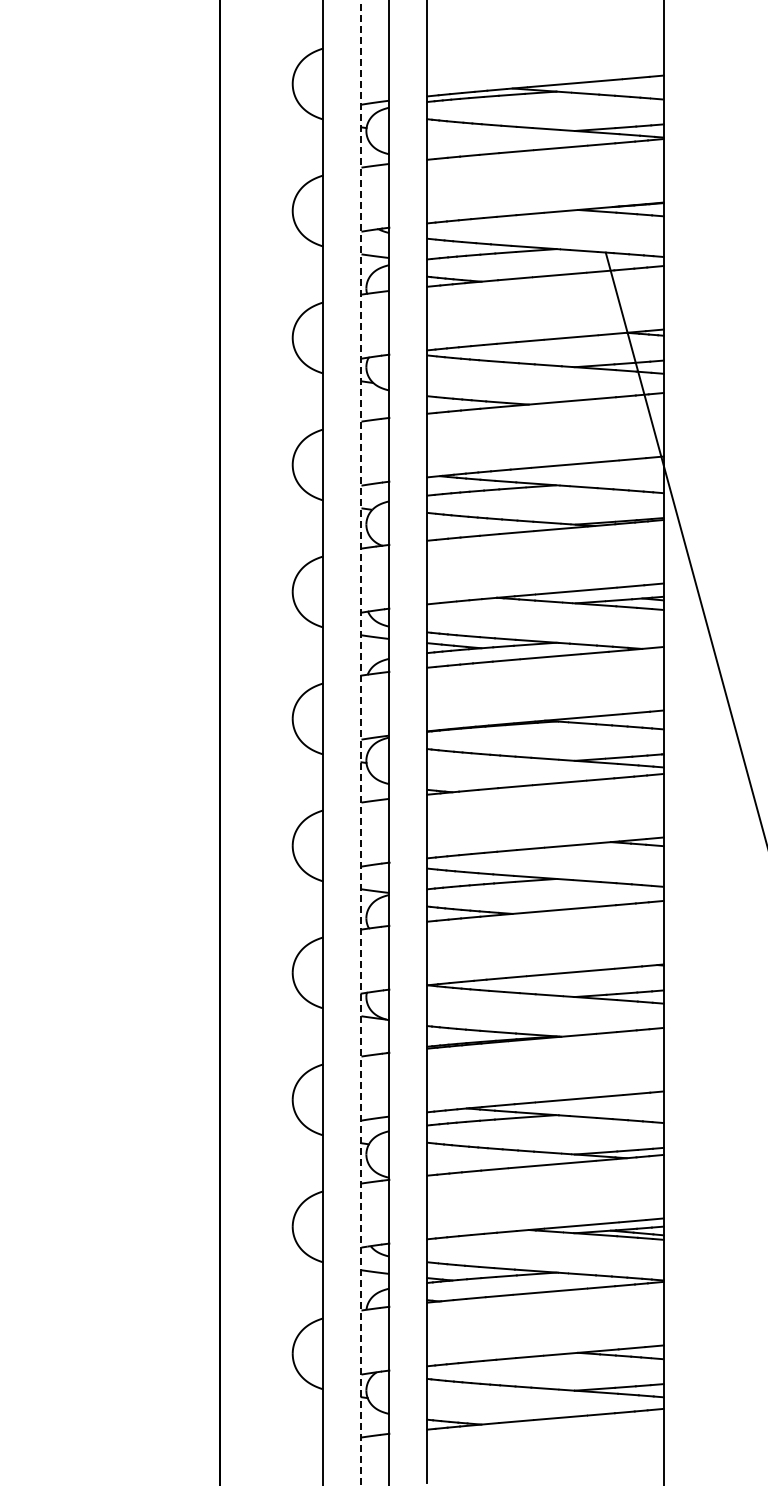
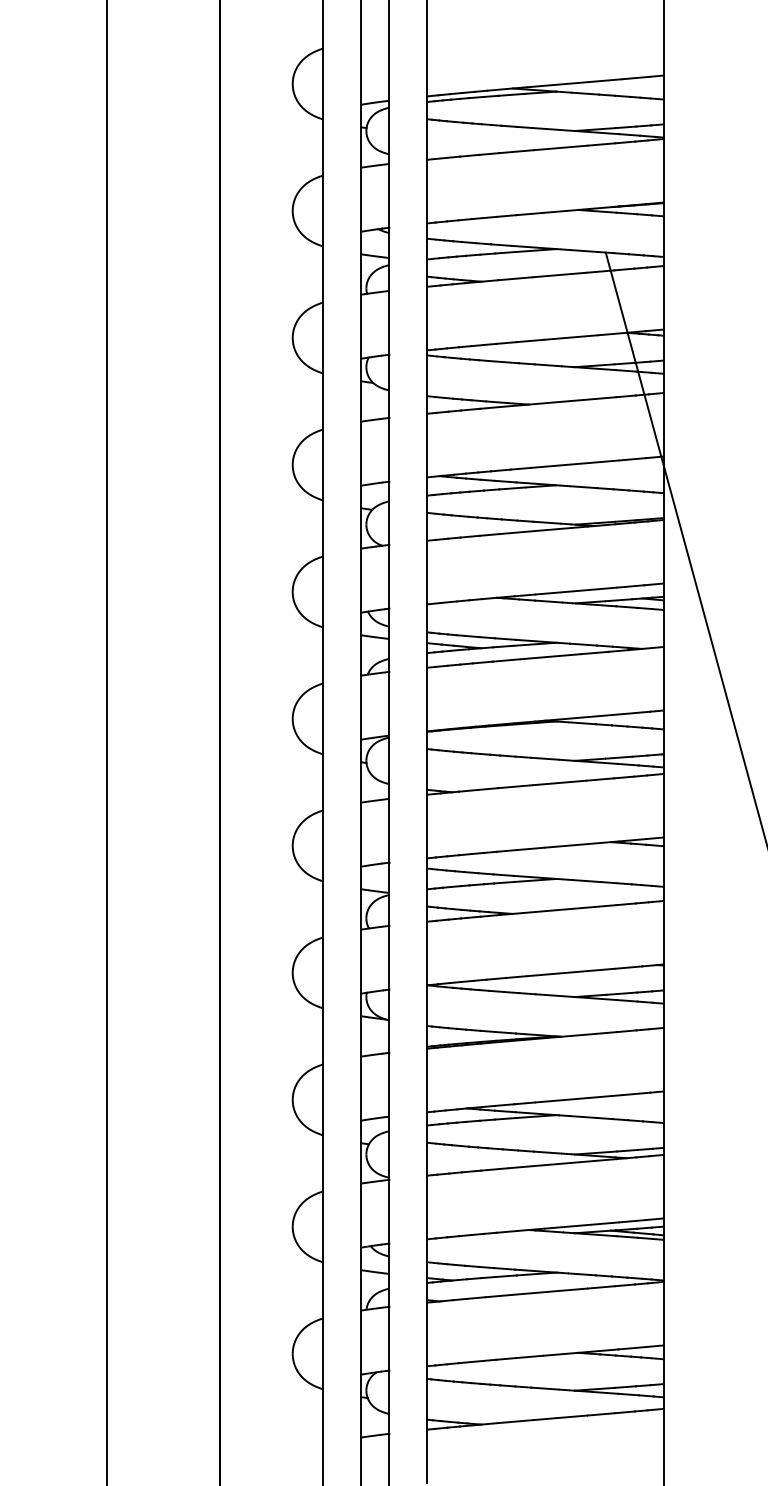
line: none -> present (107, 742)
line: dashed -> solid (361, 742)
